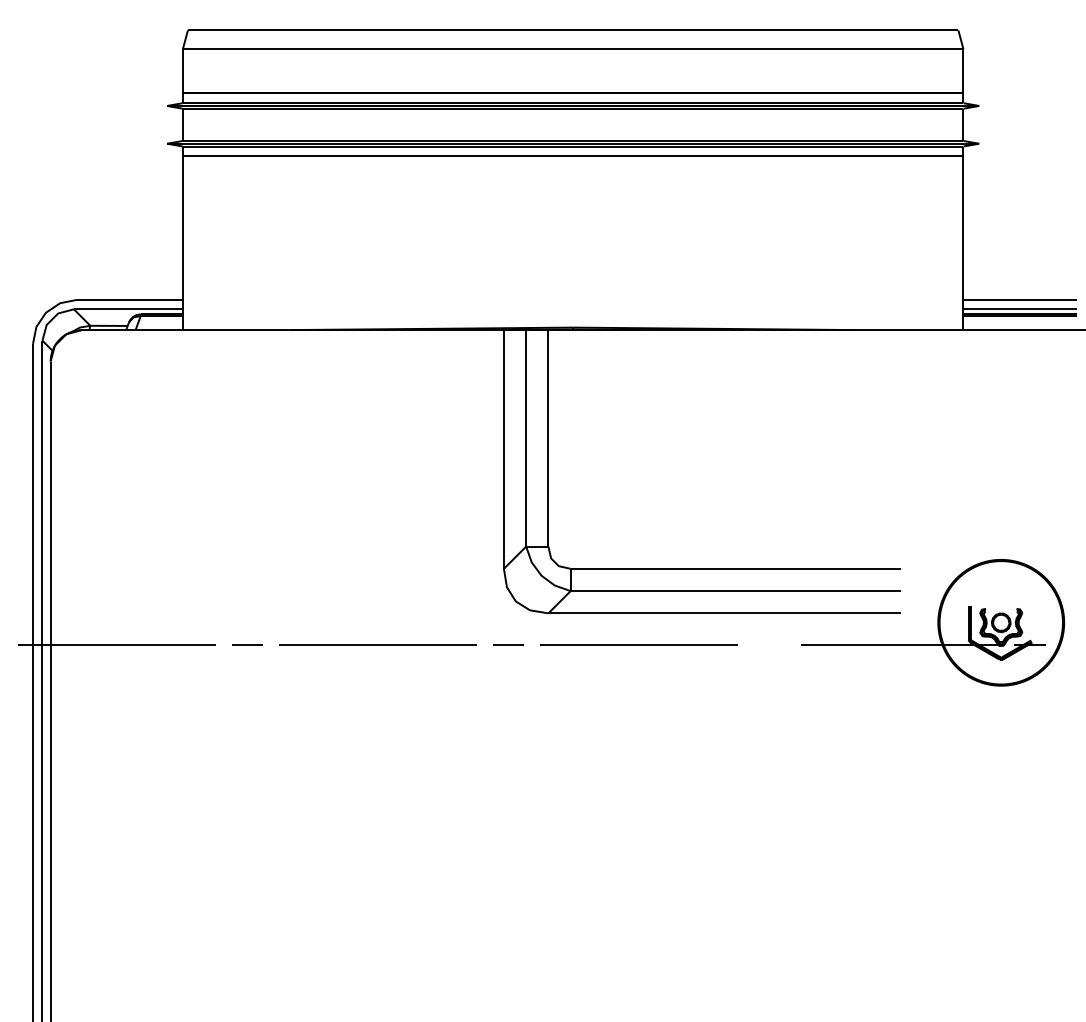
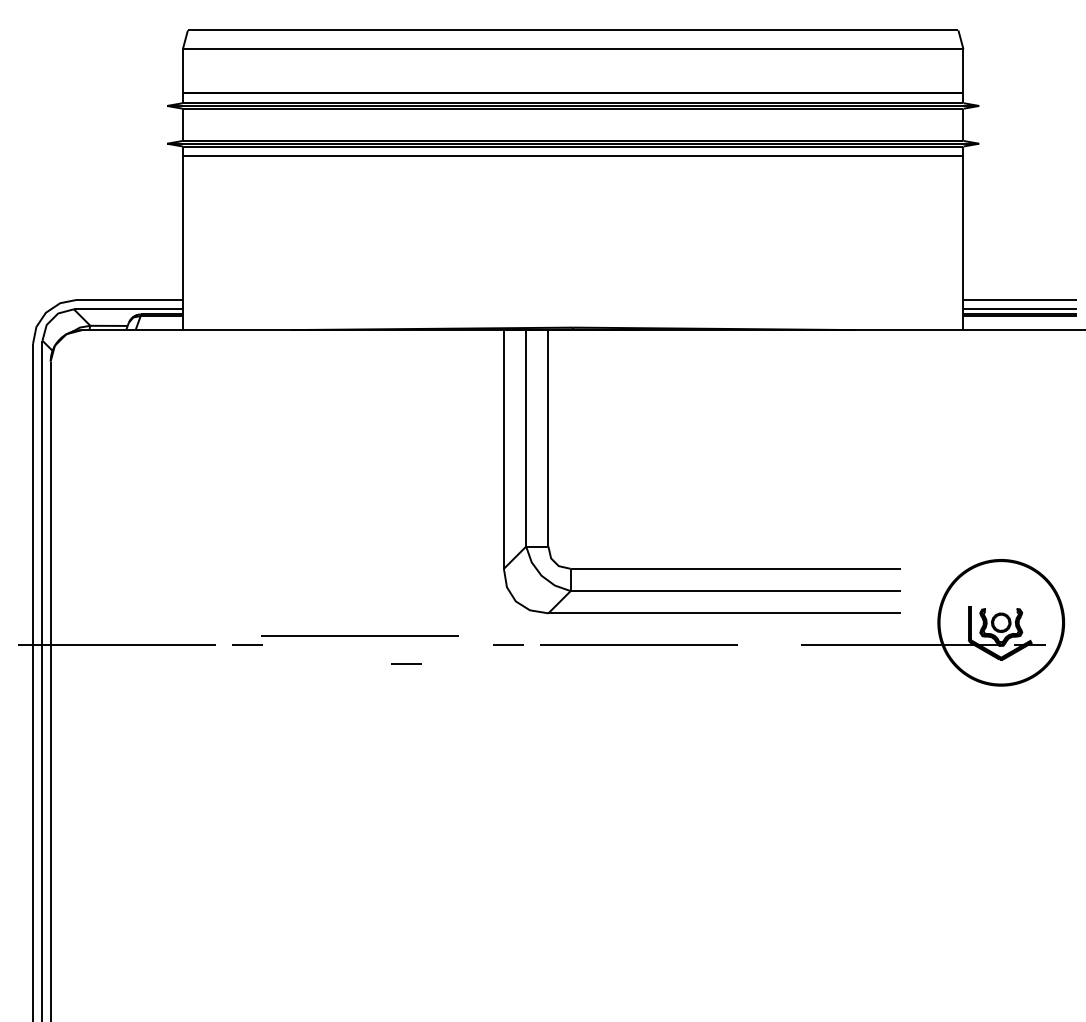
line position: (377, 644) -> (359, 635) (359, 635)
line: none -> present (406, 663)
